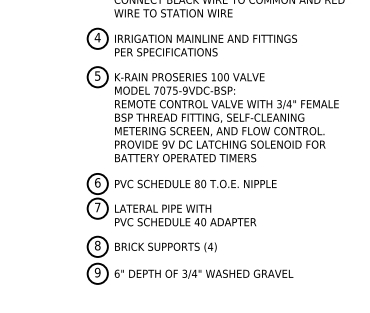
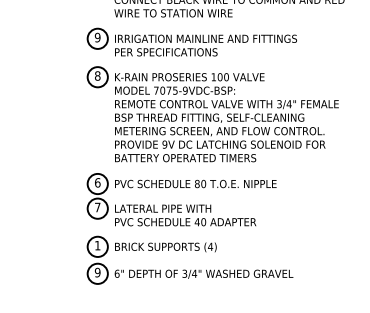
text: 4 -> 9 (97, 37)
text: 5 -> 8 (97, 75)
text: 8 -> 1 (97, 245)
